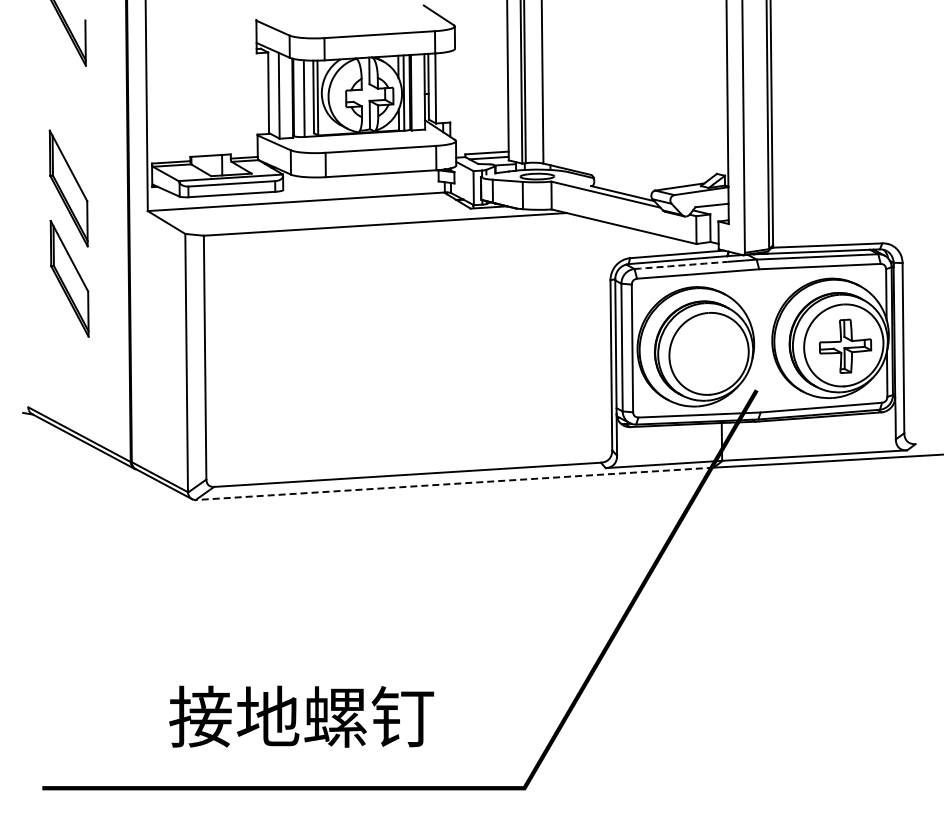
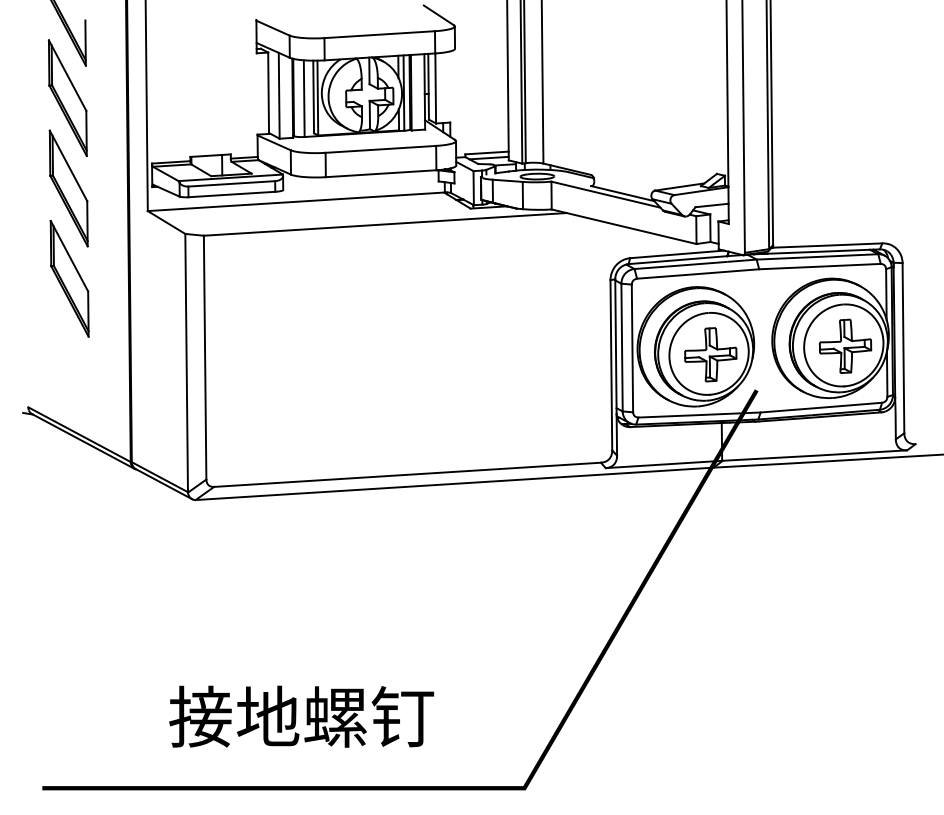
part: none -> present (67, 97)
arc: dashed -> solid (681, 265)
part: none -> present (710, 354)
line: dashed -> solid (454, 483)
